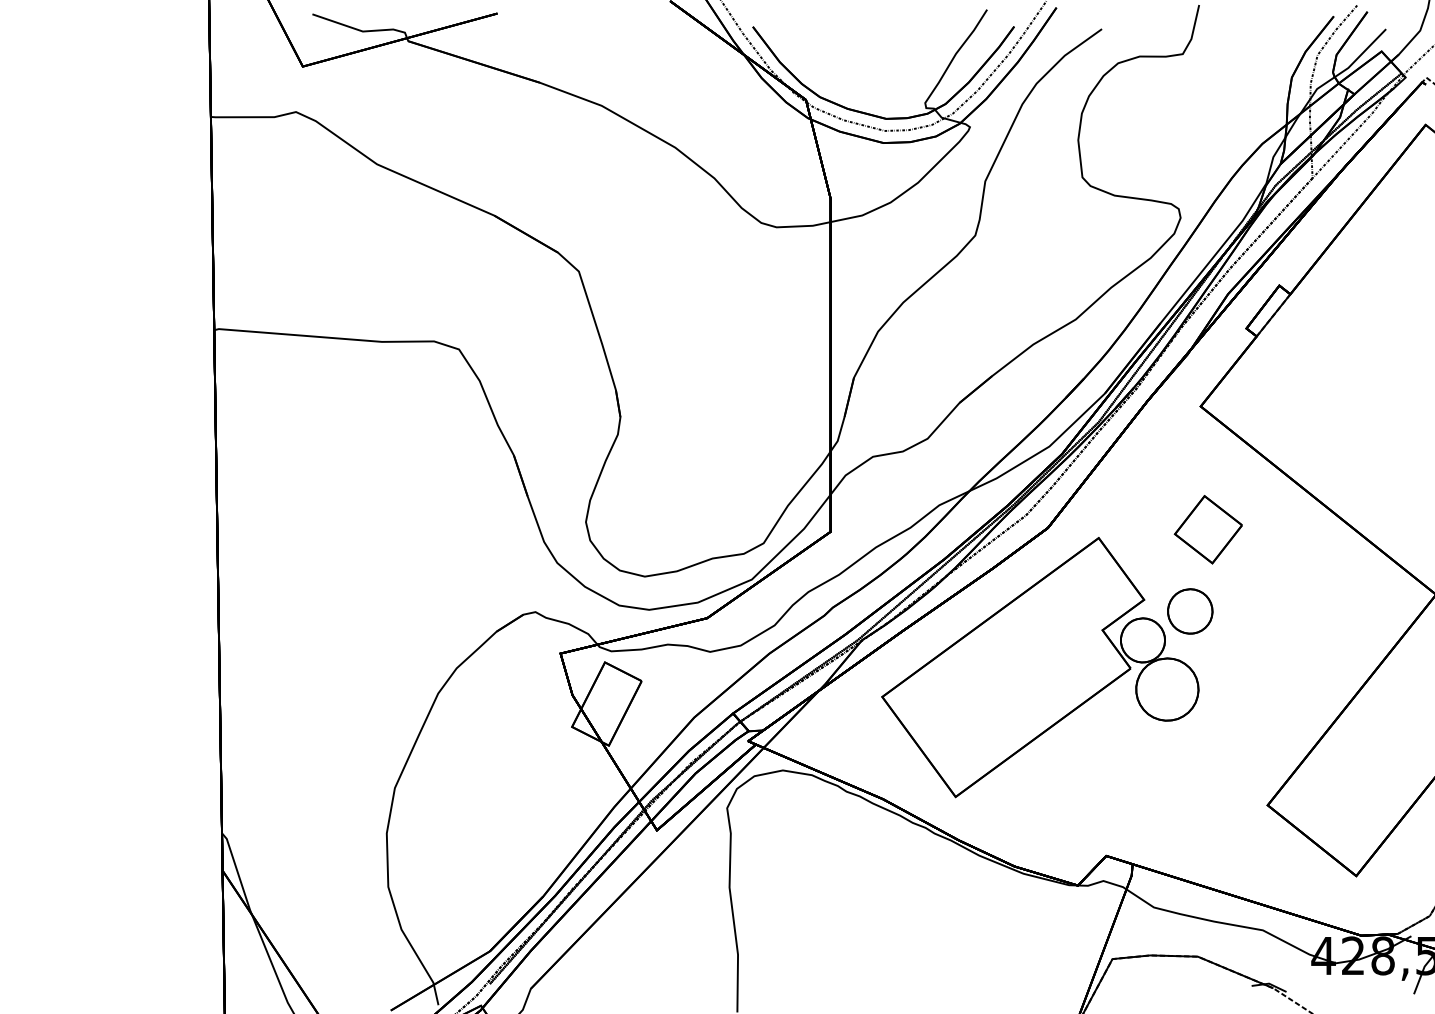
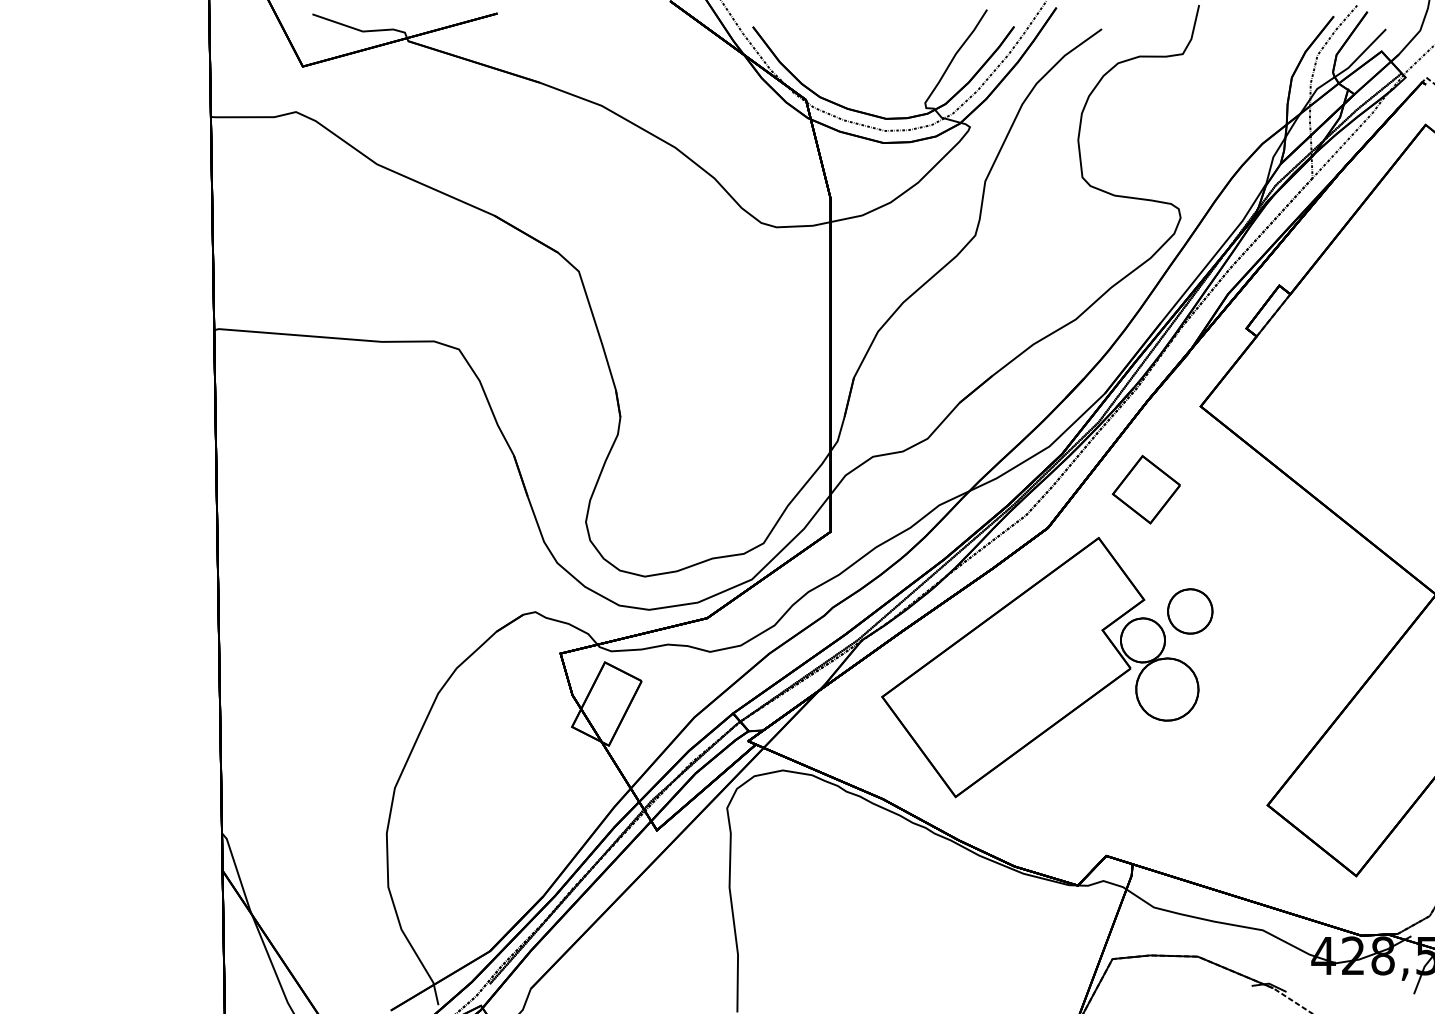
part position: (1207, 529) -> (1145, 489) (1145, 489)
